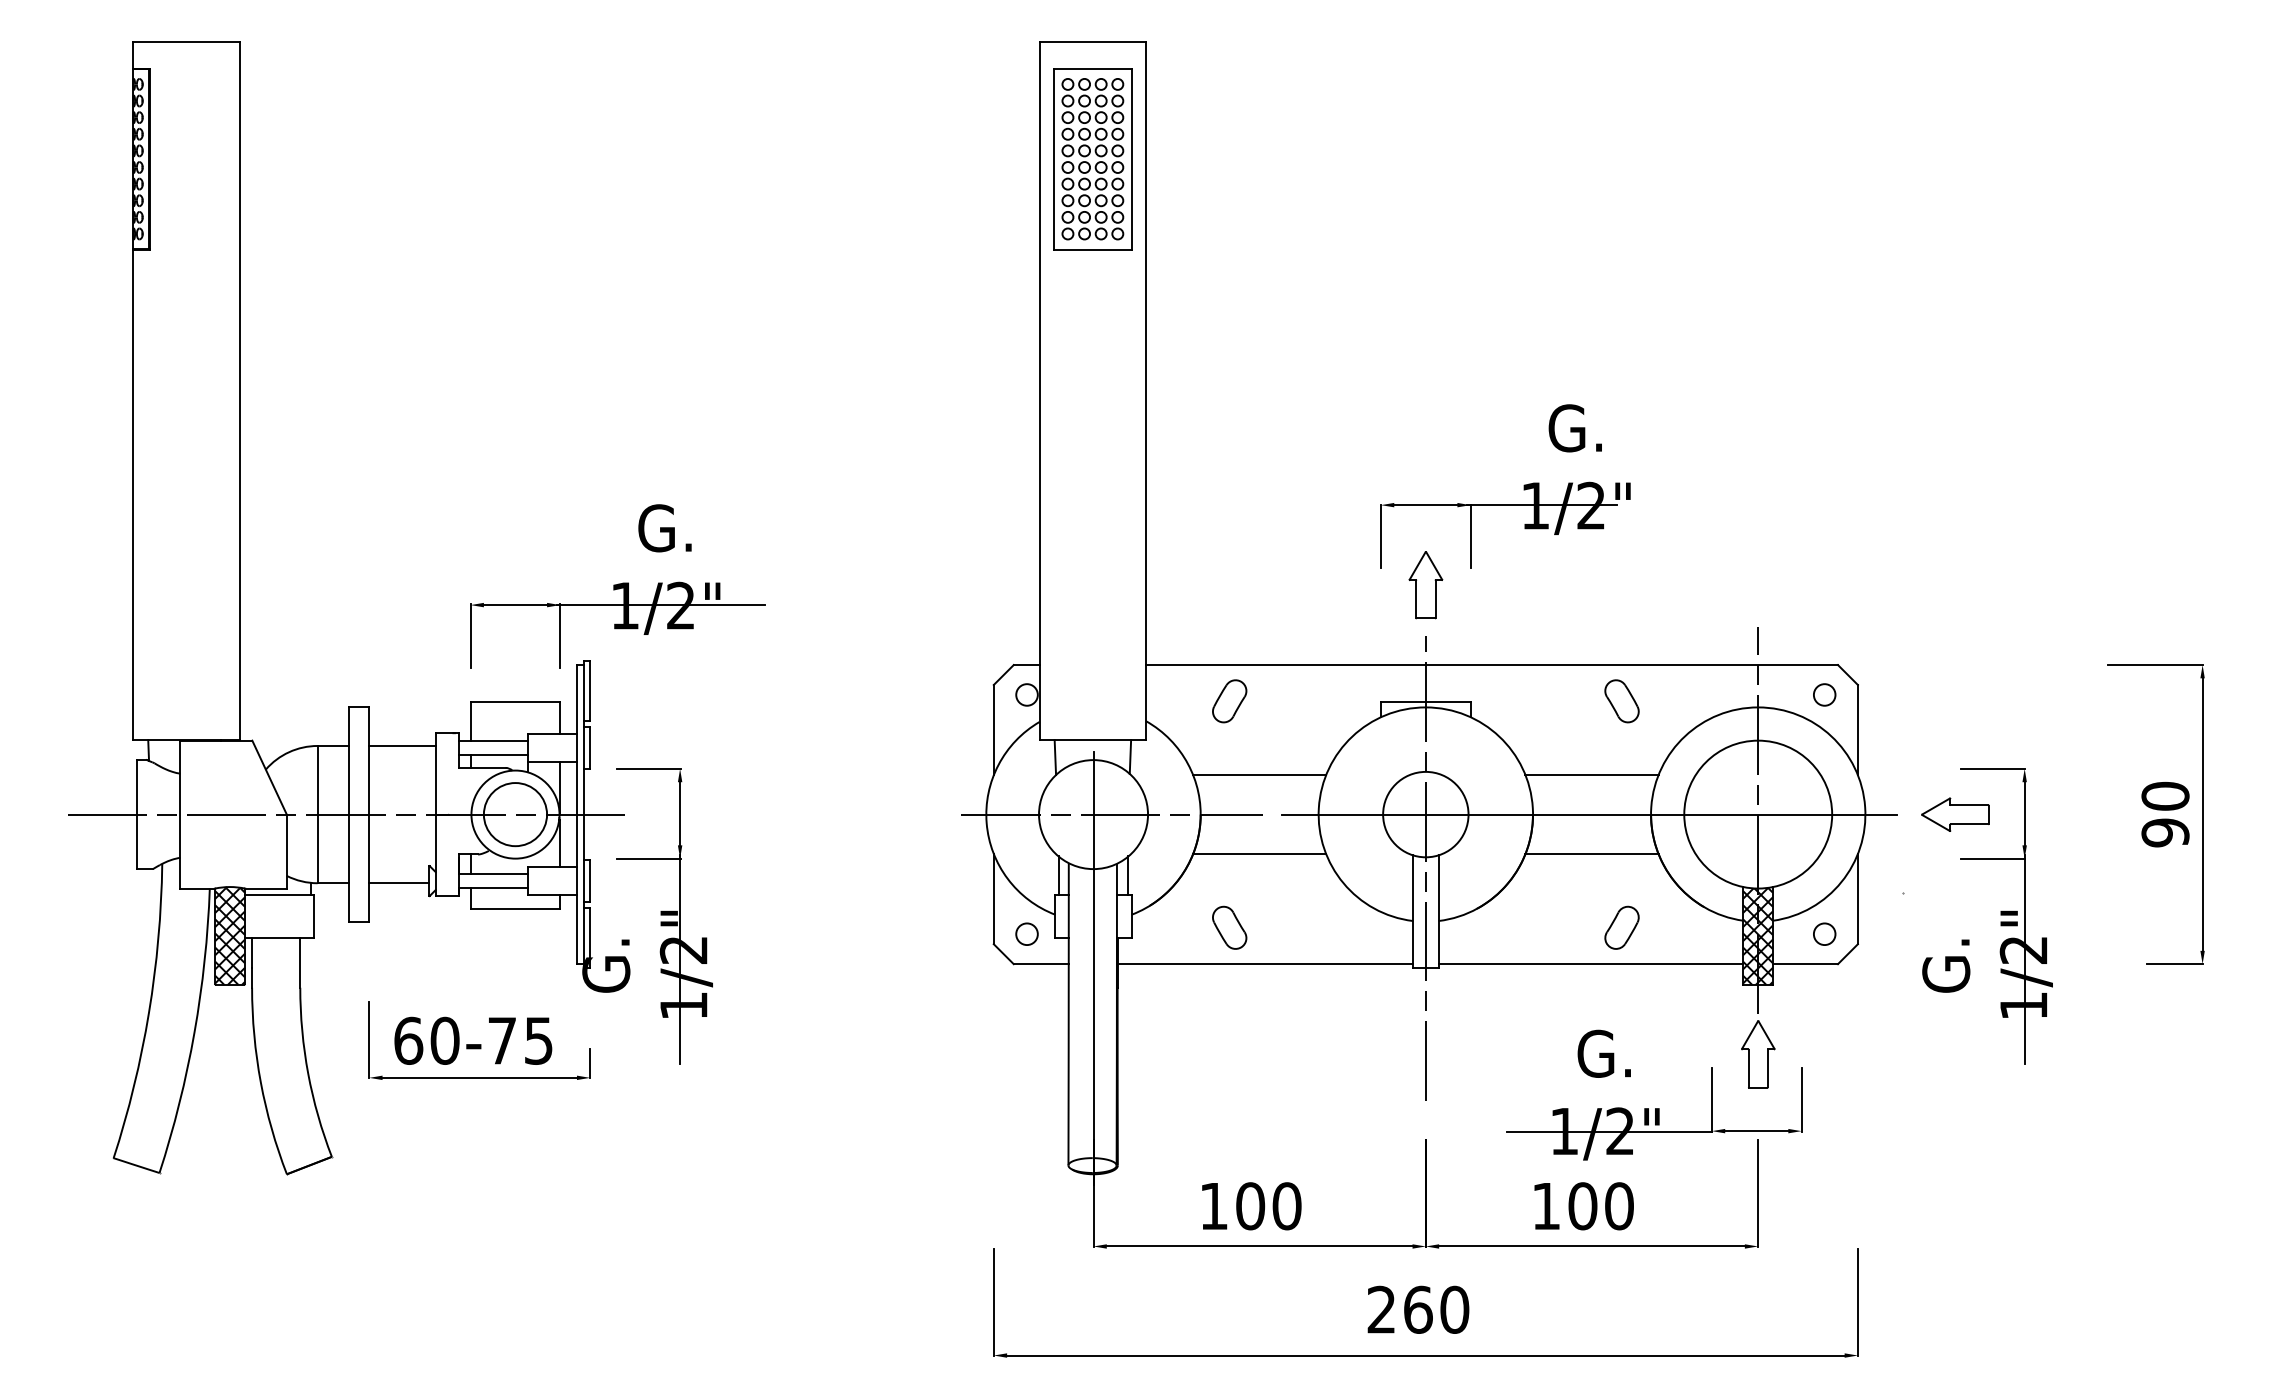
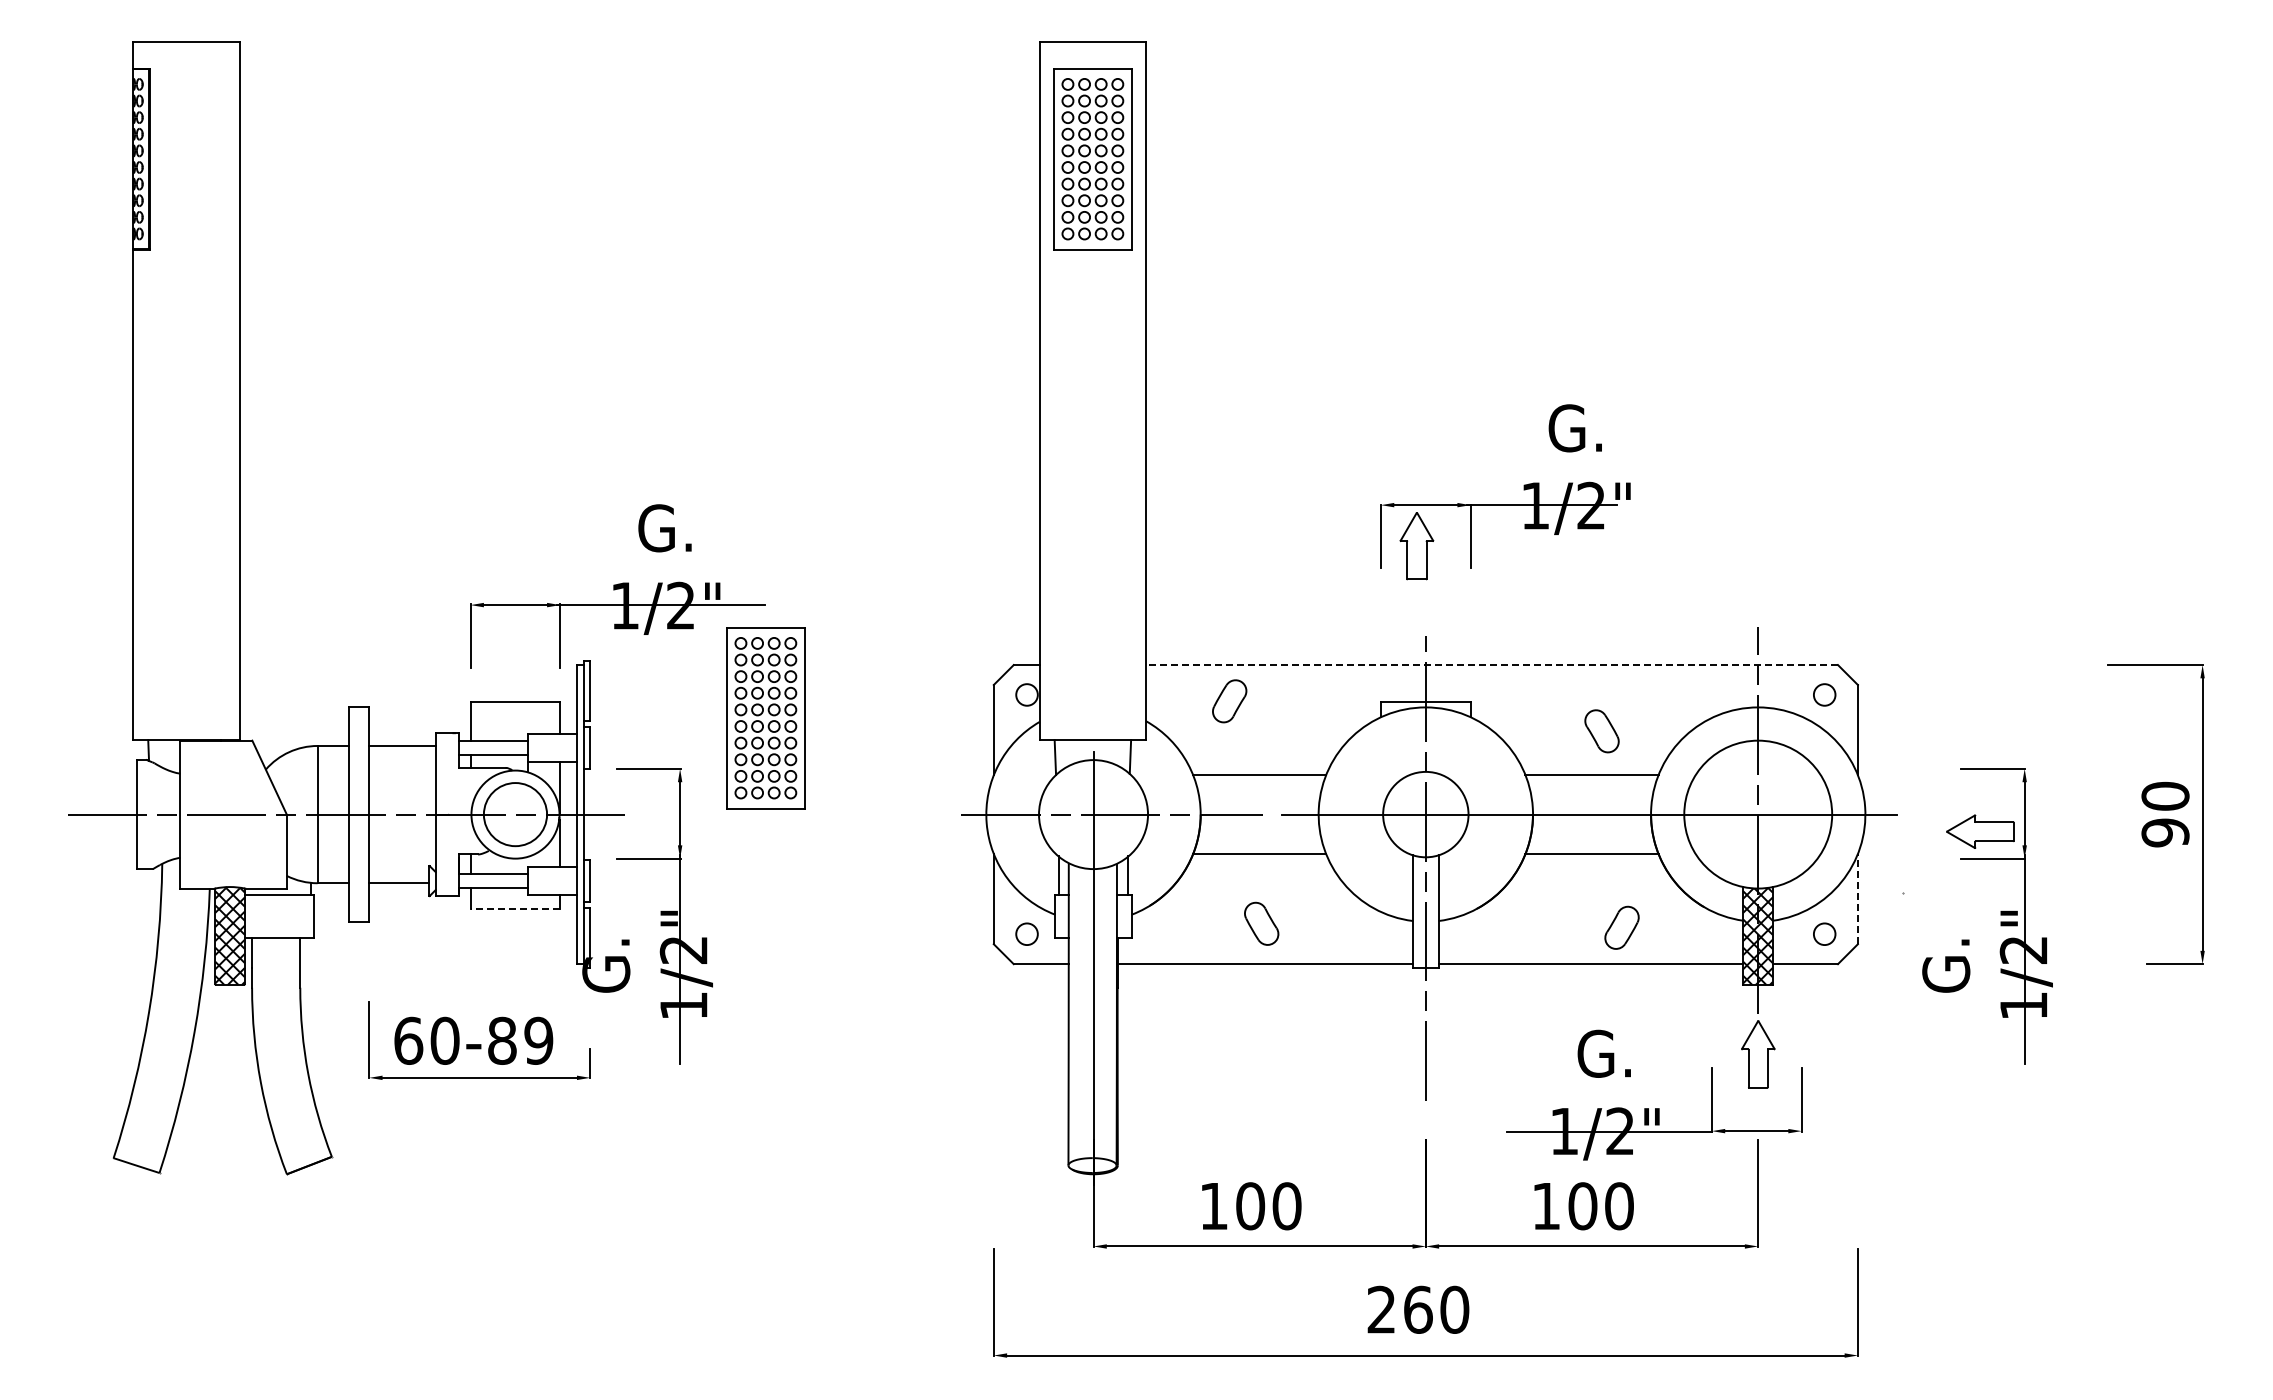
part position: (1425, 585) -> (1416, 546) (1416, 546)
line: solid -> dashed (1492, 665)
part position: (1621, 701) -> (1601, 731) (1601, 731)
part: none -> present (765, 718)
part position: (1955, 814) -> (1980, 831) (1980, 831)
line: solid -> dashed (1857, 898)
line: solid -> dashed (515, 909)
part position: (1229, 927) -> (1261, 923) (1261, 923)
text: 60-75 -> 60-89 (520, 1040)
